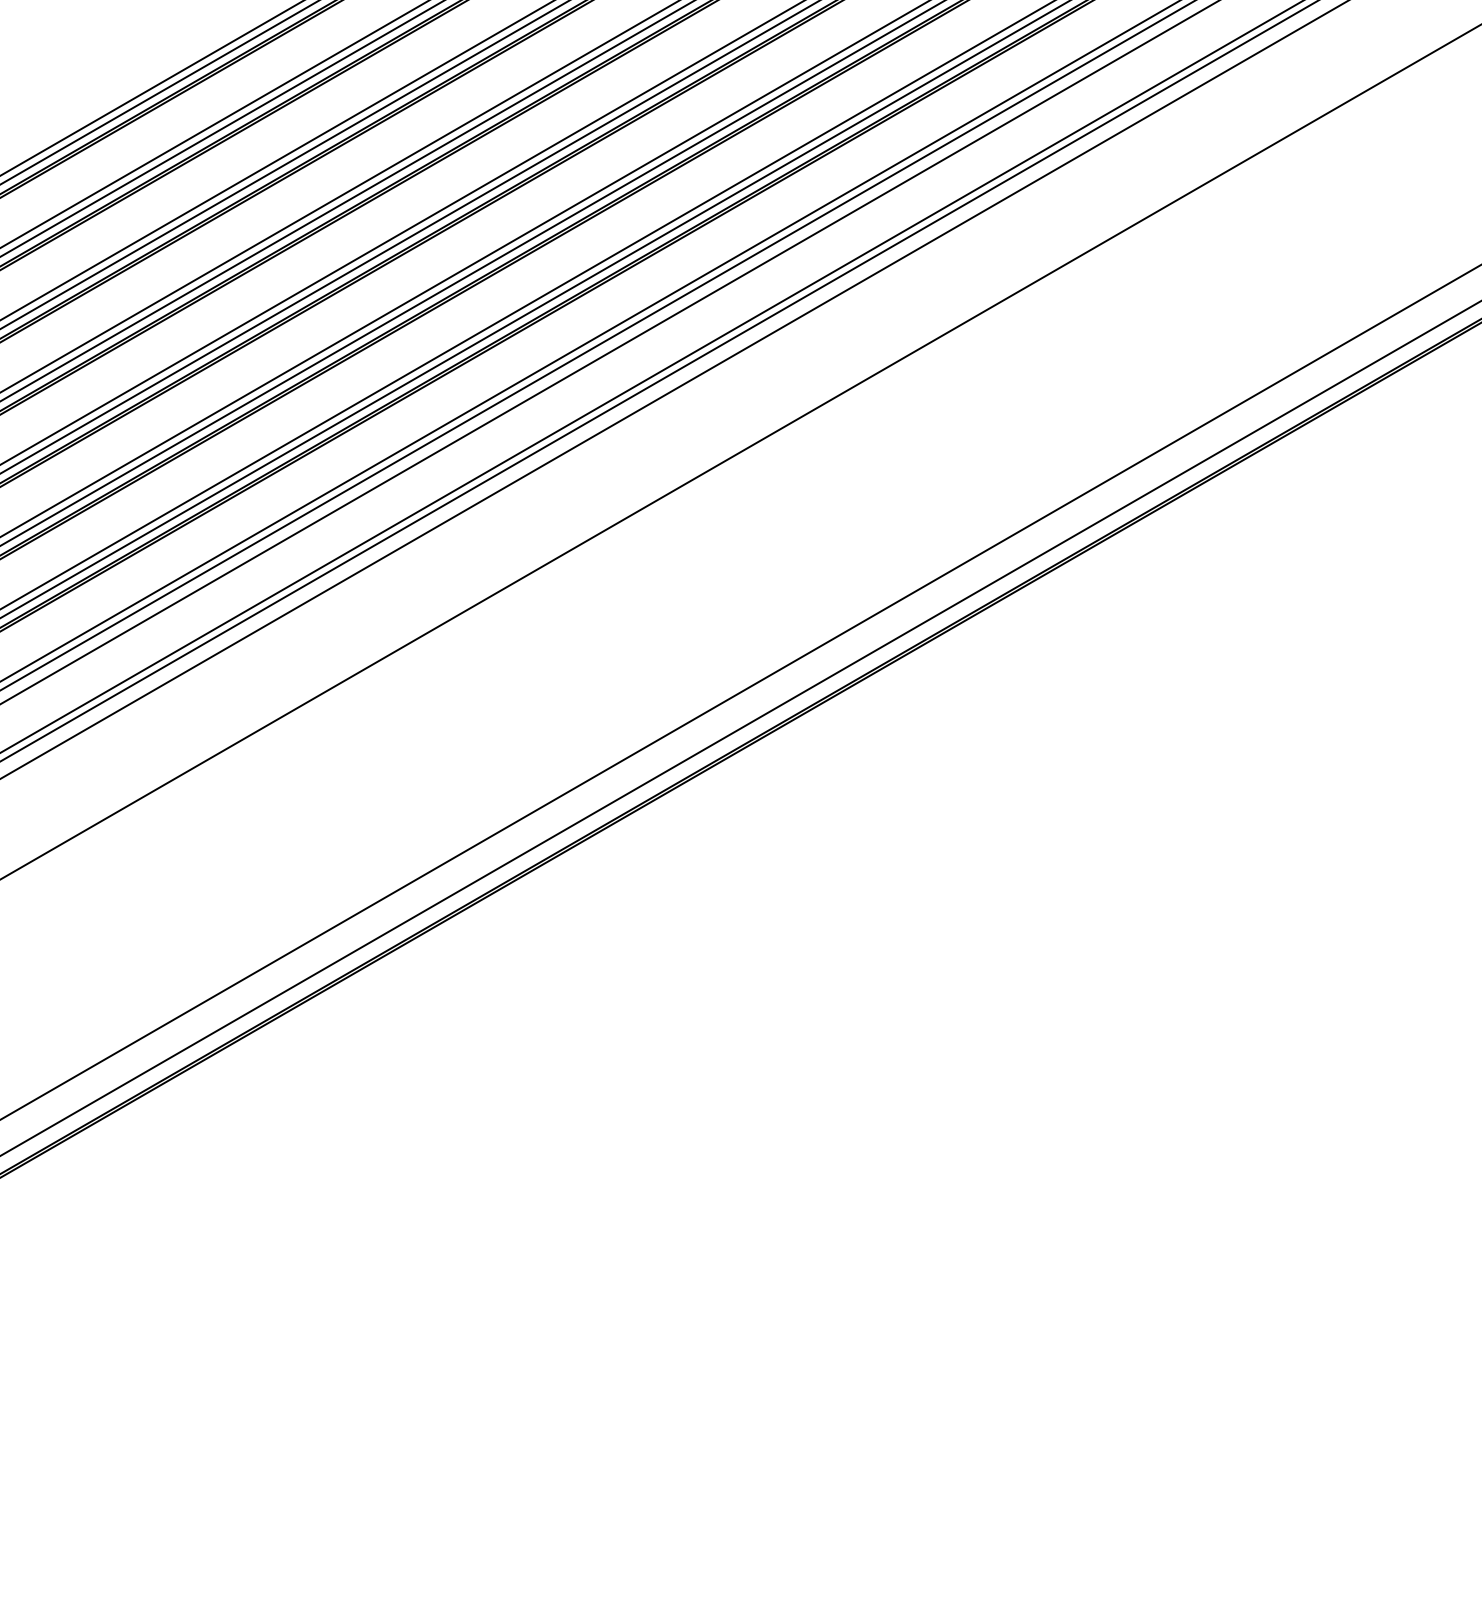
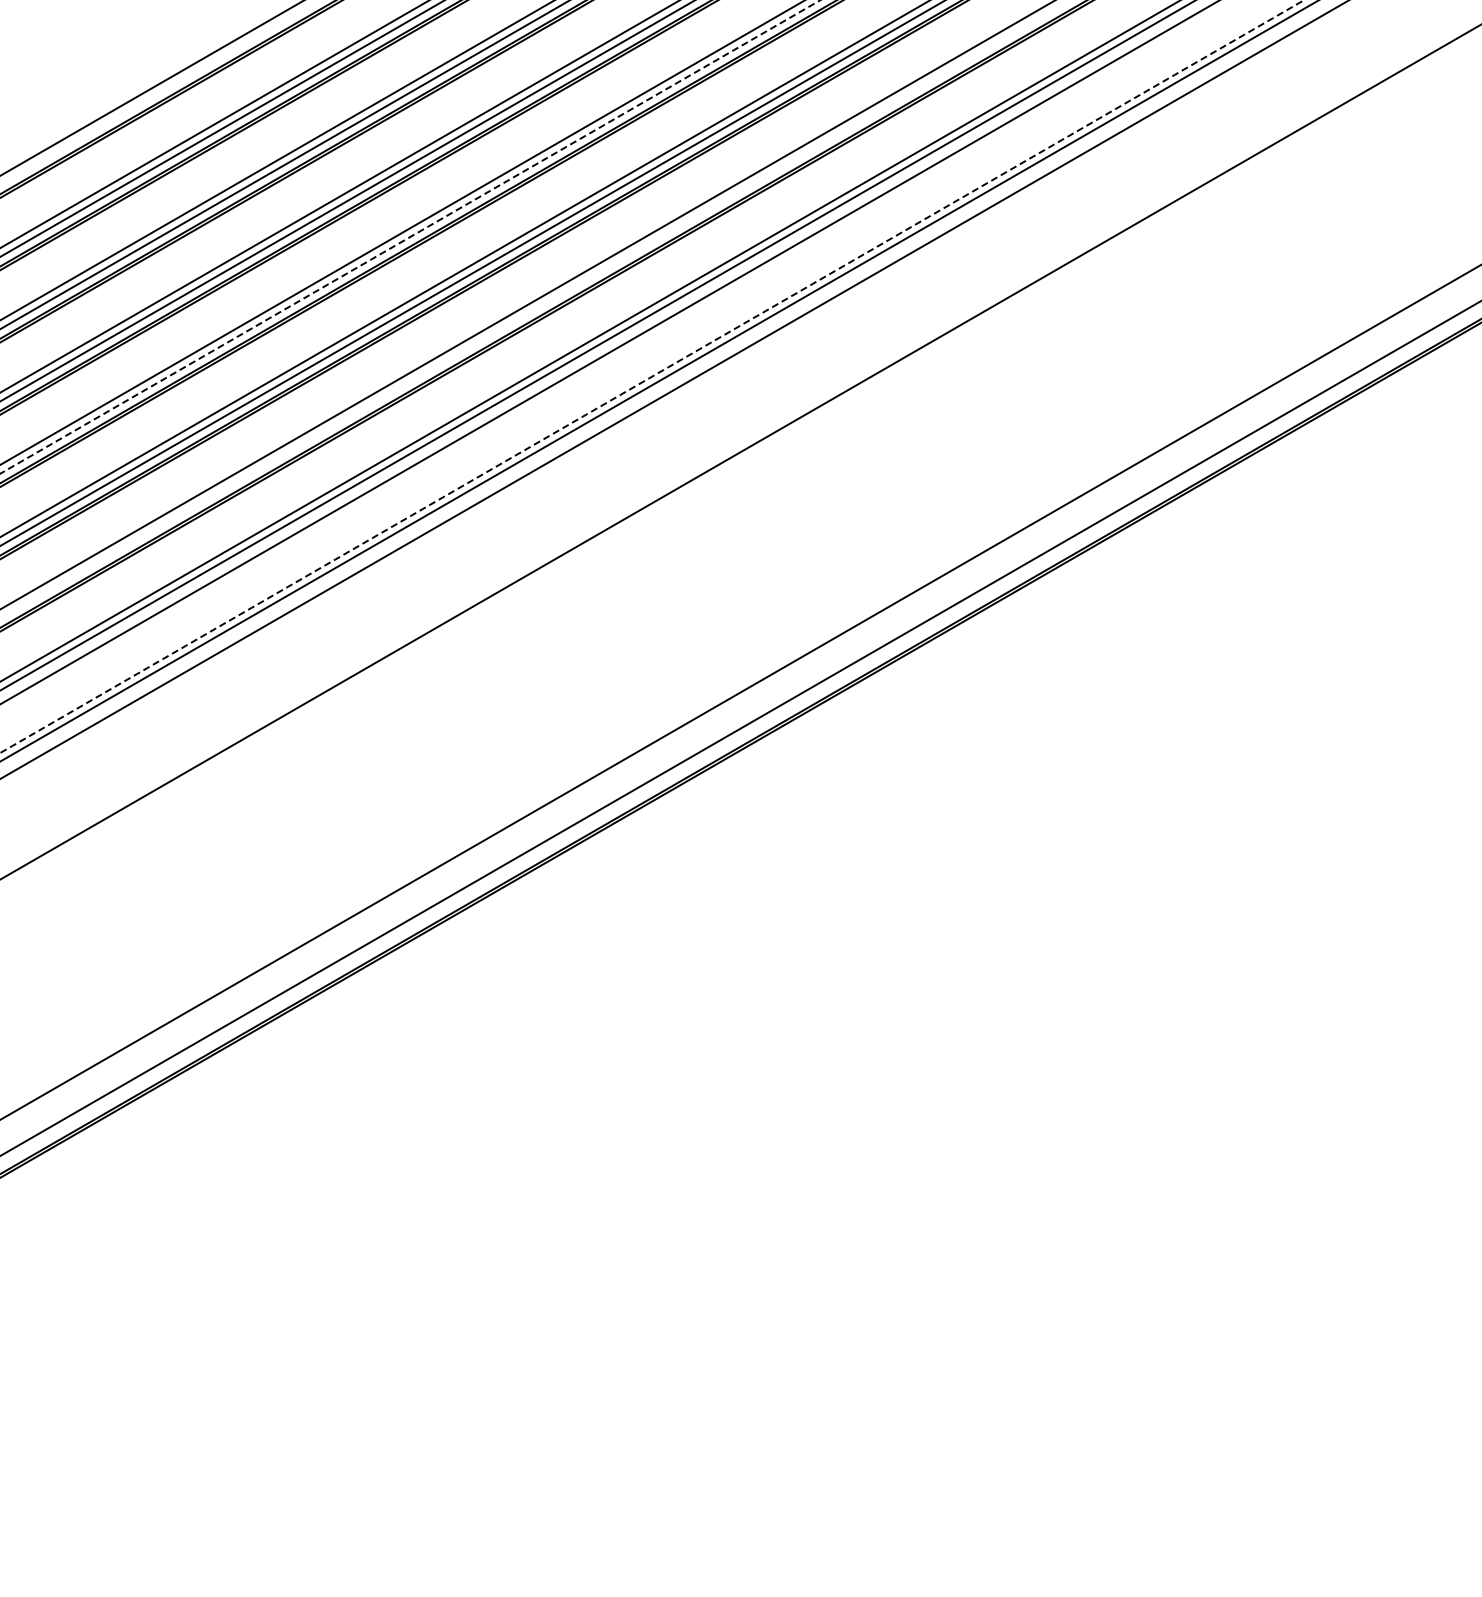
line: present -> none (159, 92)
line: solid -> dashed (410, 236)
line: present -> none (534, 309)
line: solid -> dashed (652, 376)
